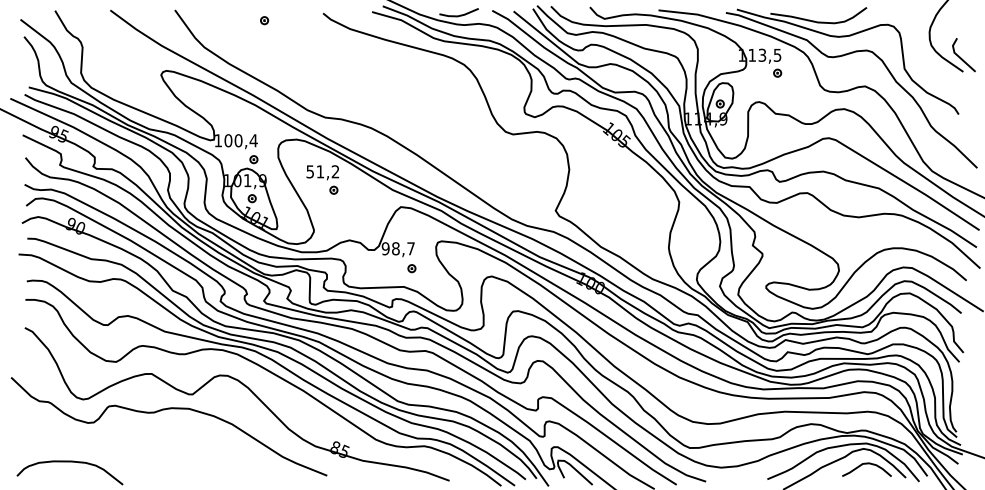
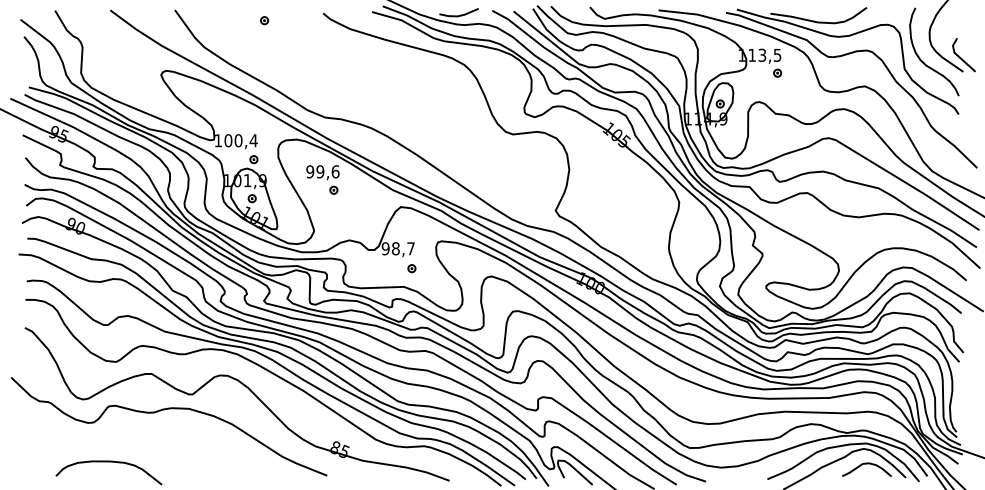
curve: none -> present (923, 61)
text: 51,2 -> 99,6 (322, 171)
curve position: (69, 462) -> (108, 462) (108, 462)
